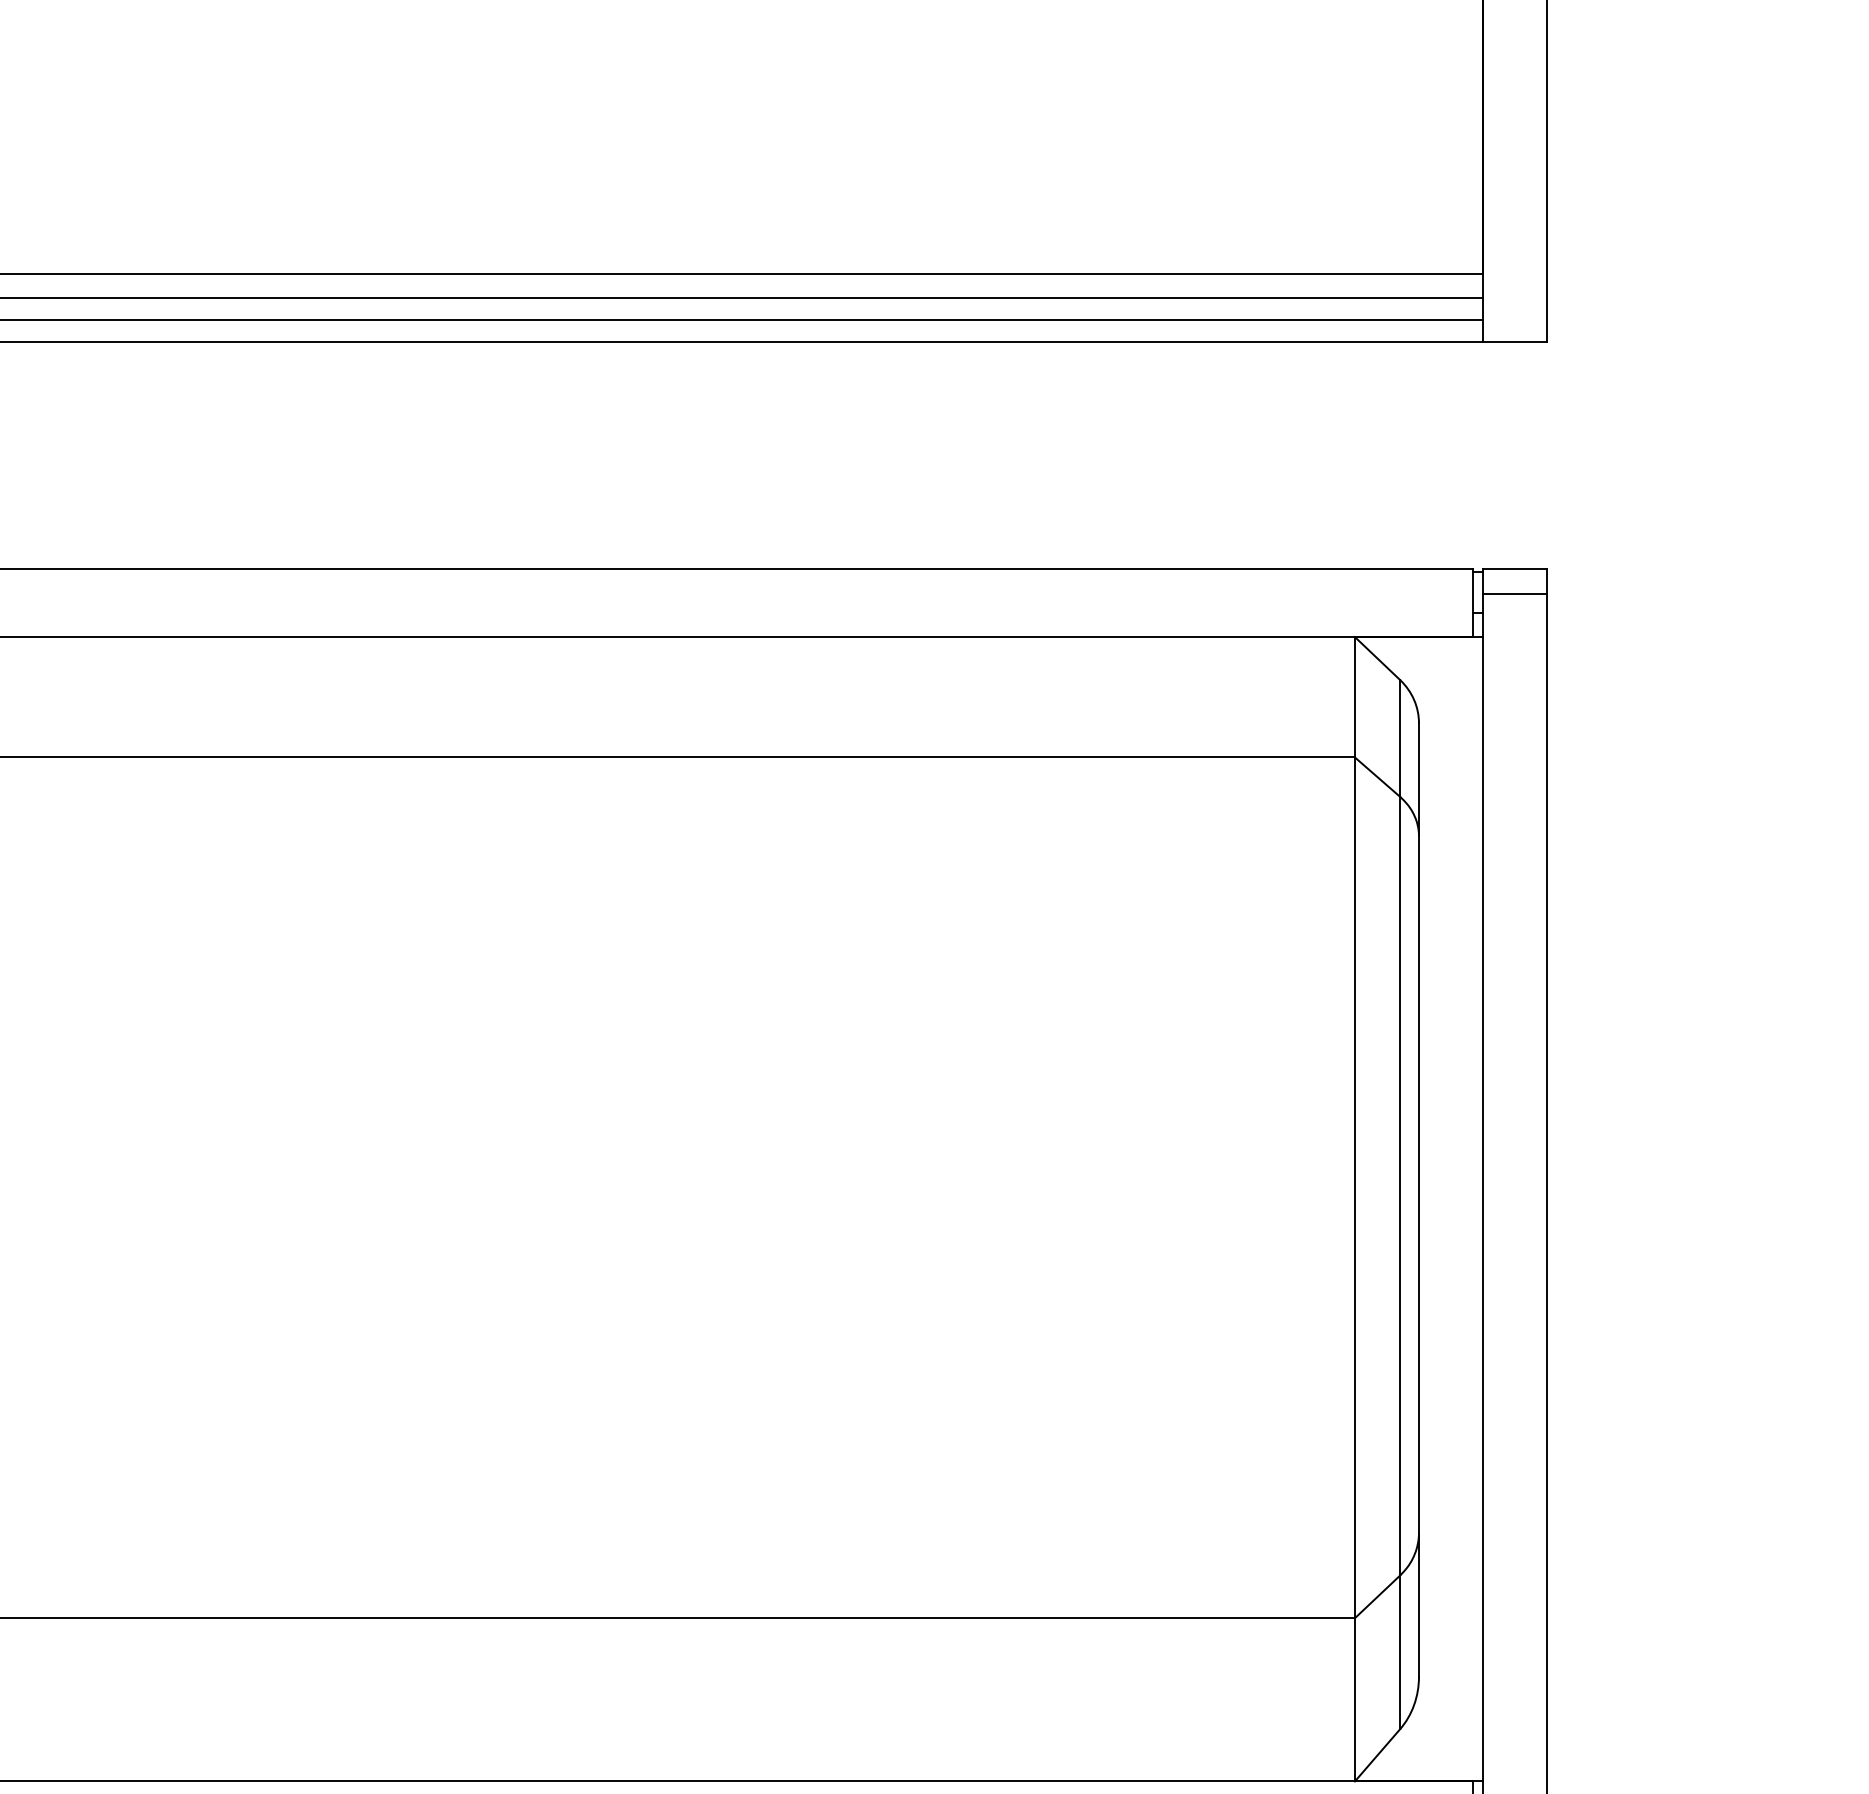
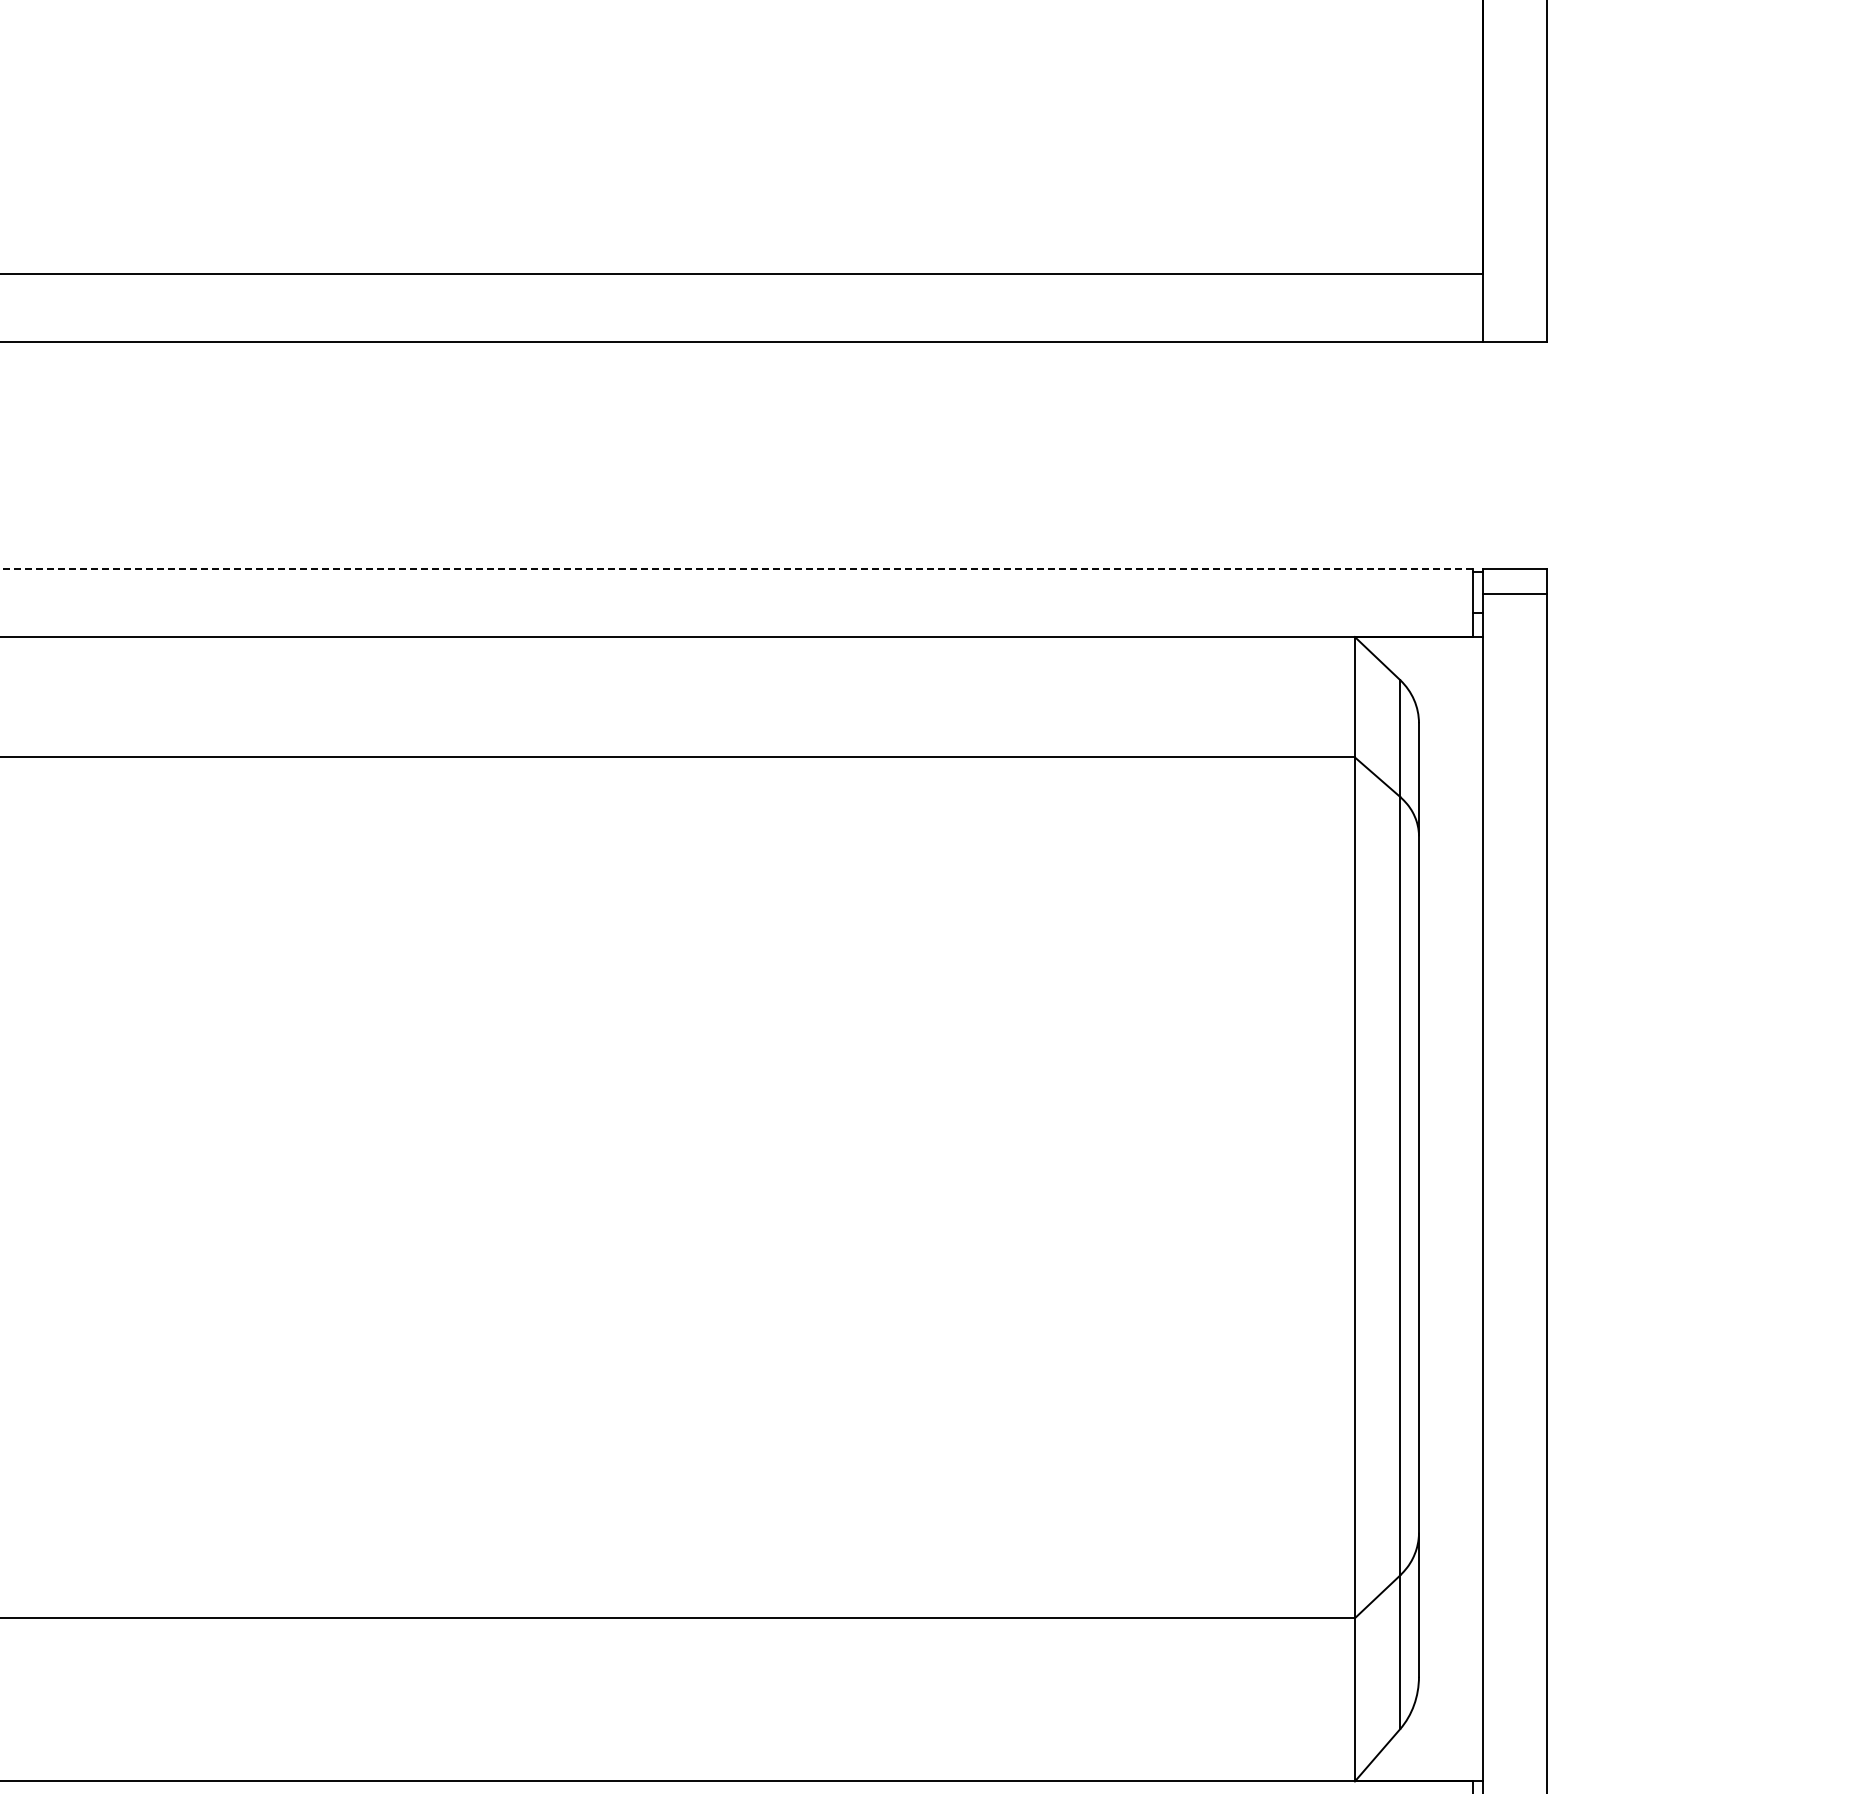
line: present -> none (742, 298)
line: present -> none (742, 320)
line: solid -> dashed (736, 569)
